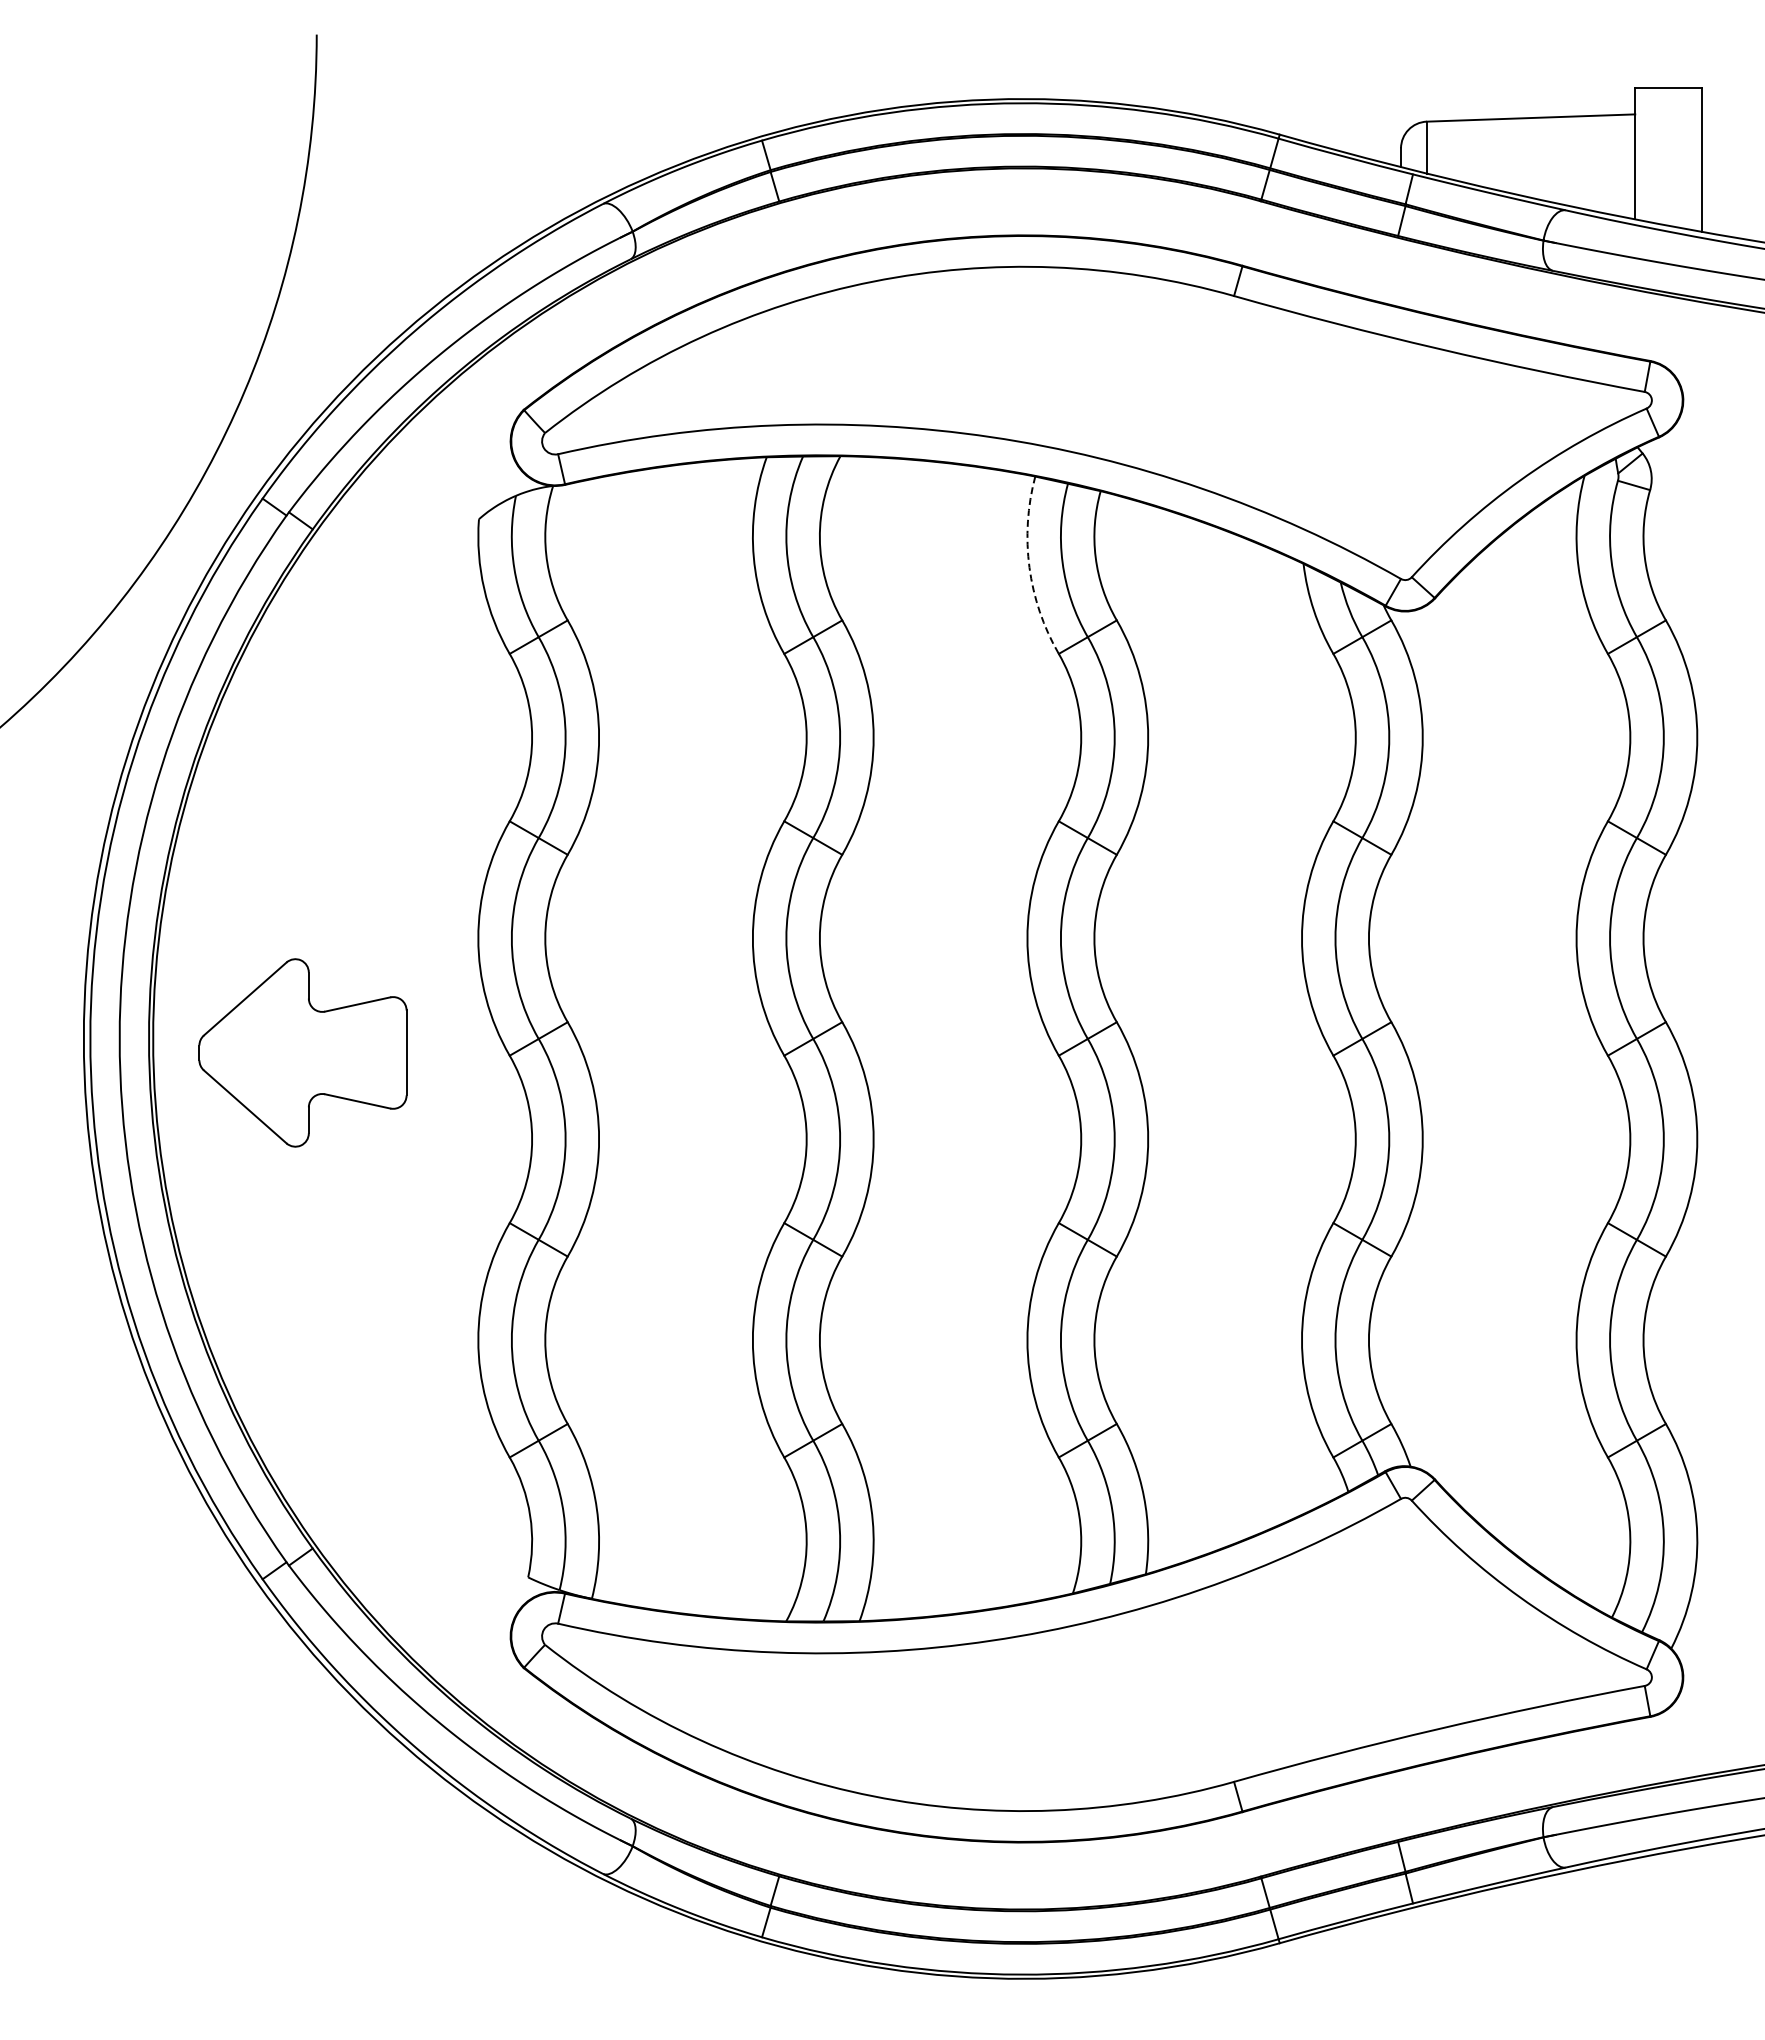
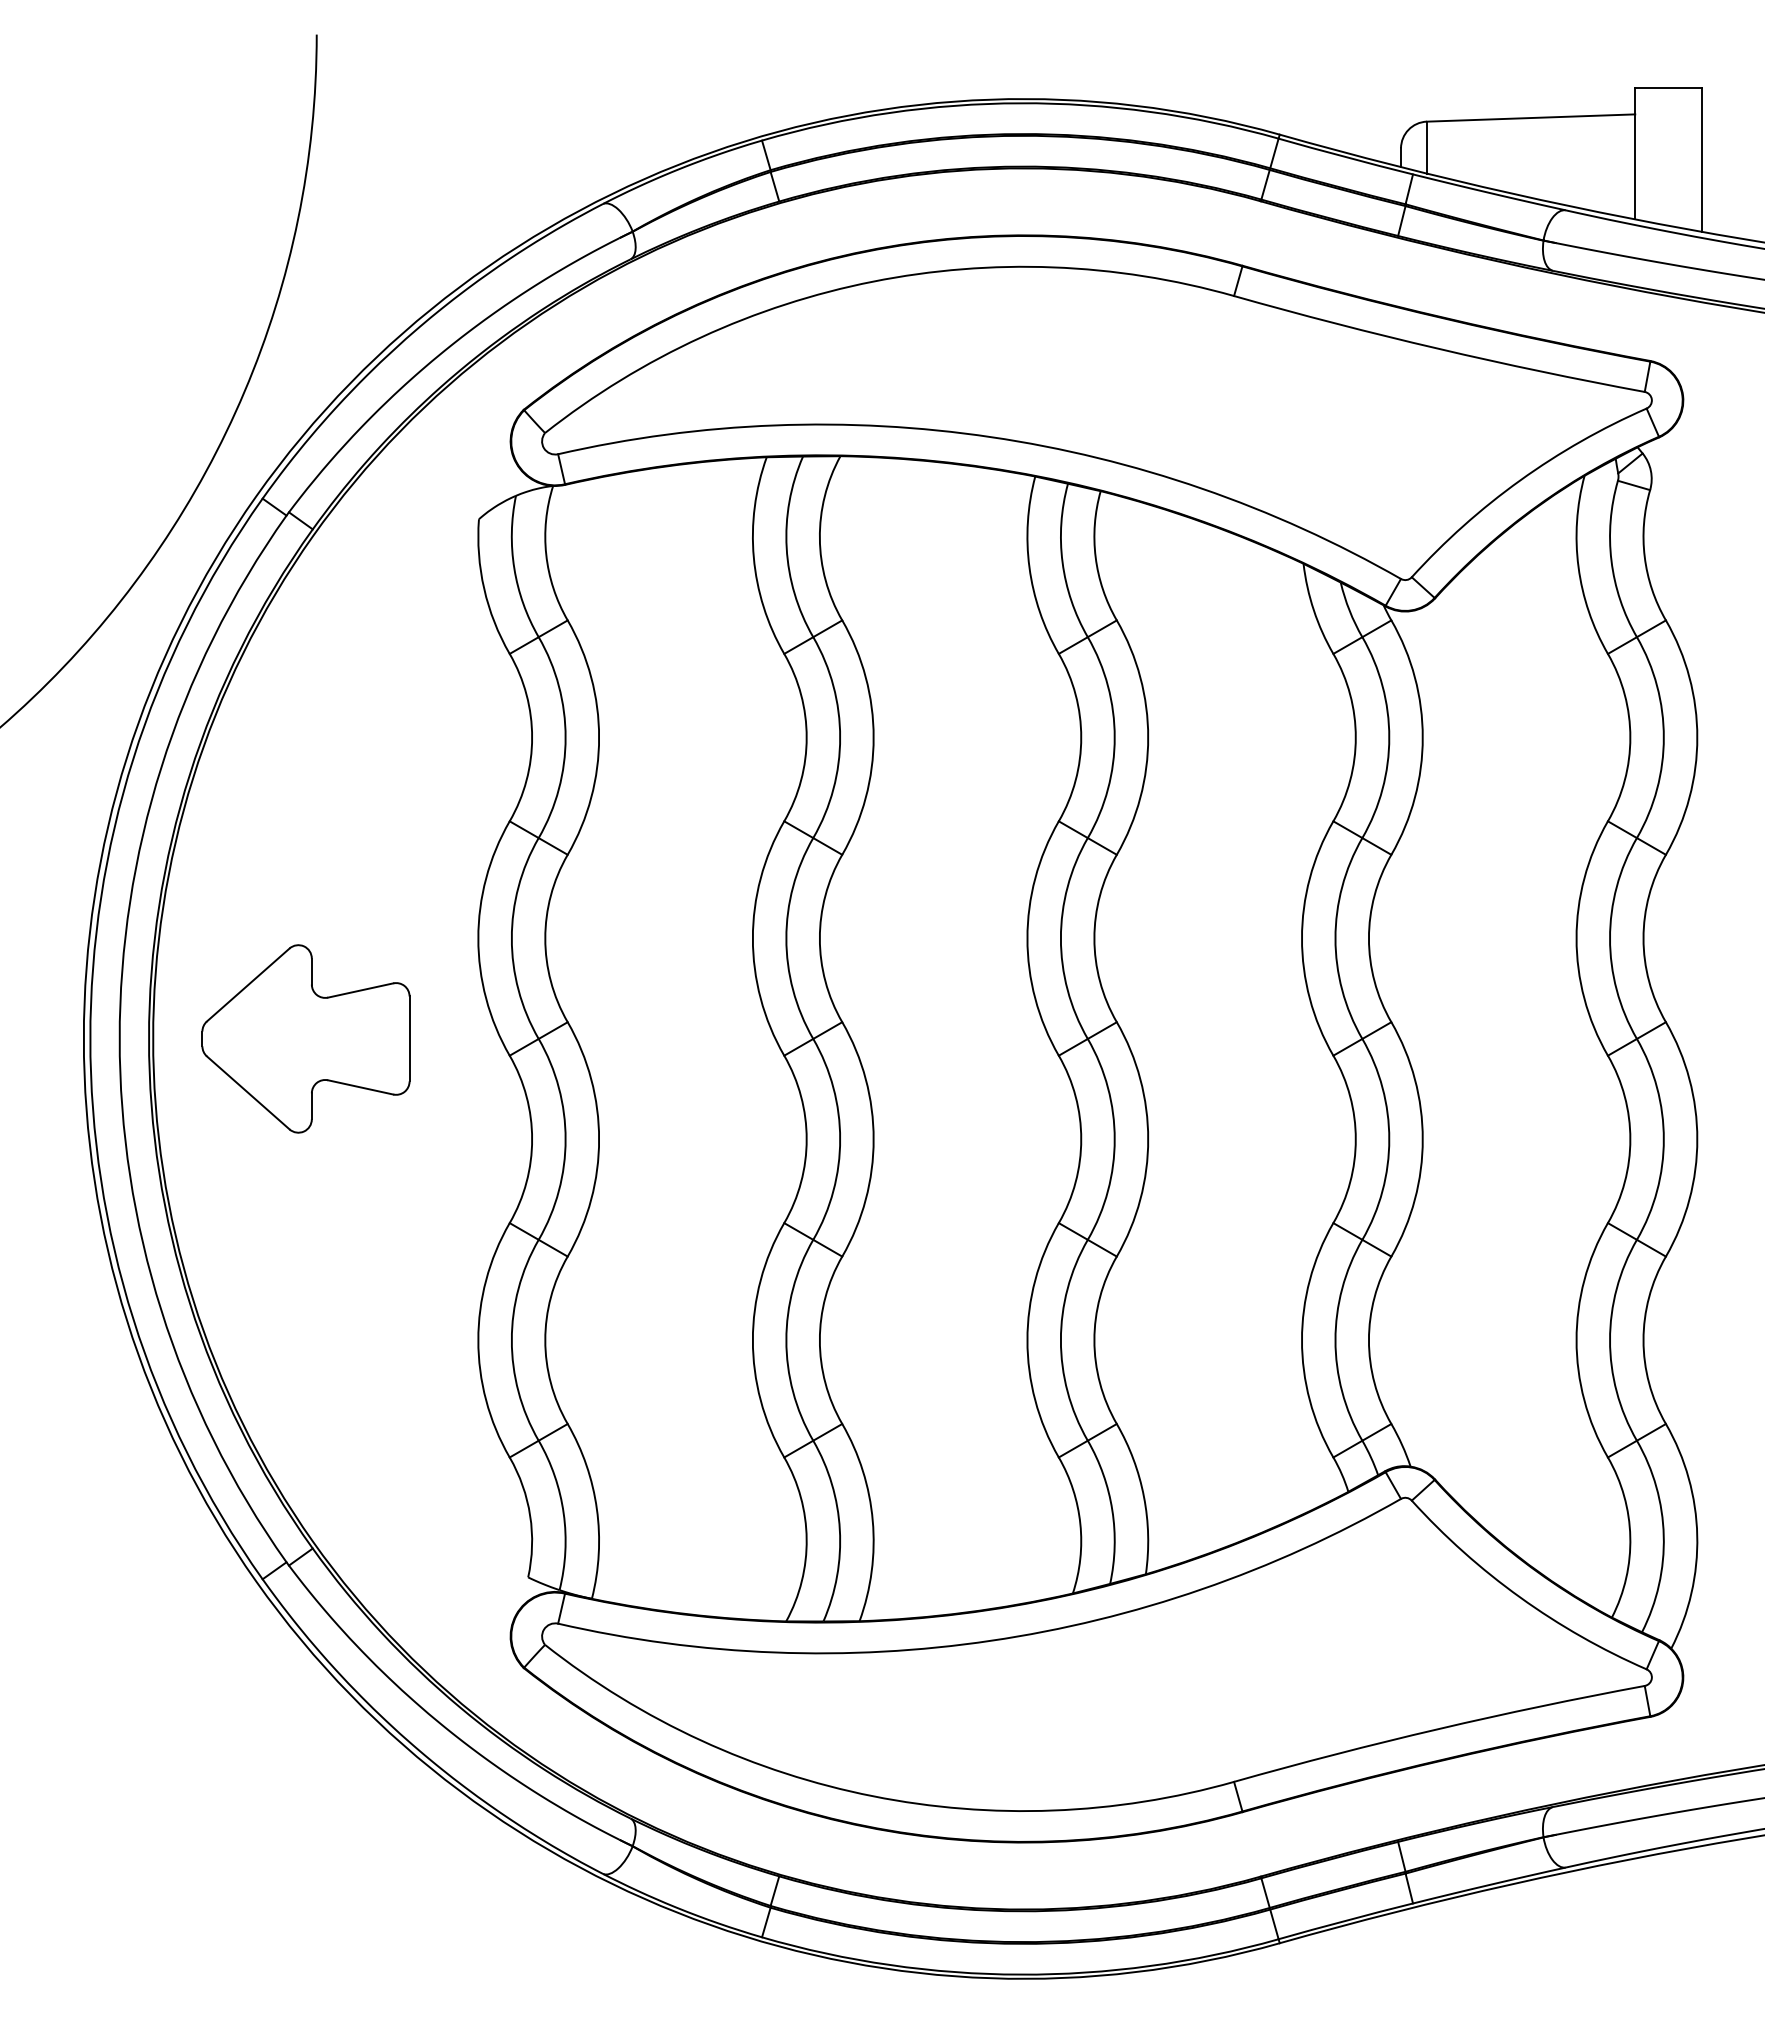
arc: dashed -> solid (1029, 567)
part position: (302, 1052) -> (305, 1038) (305, 1038)
